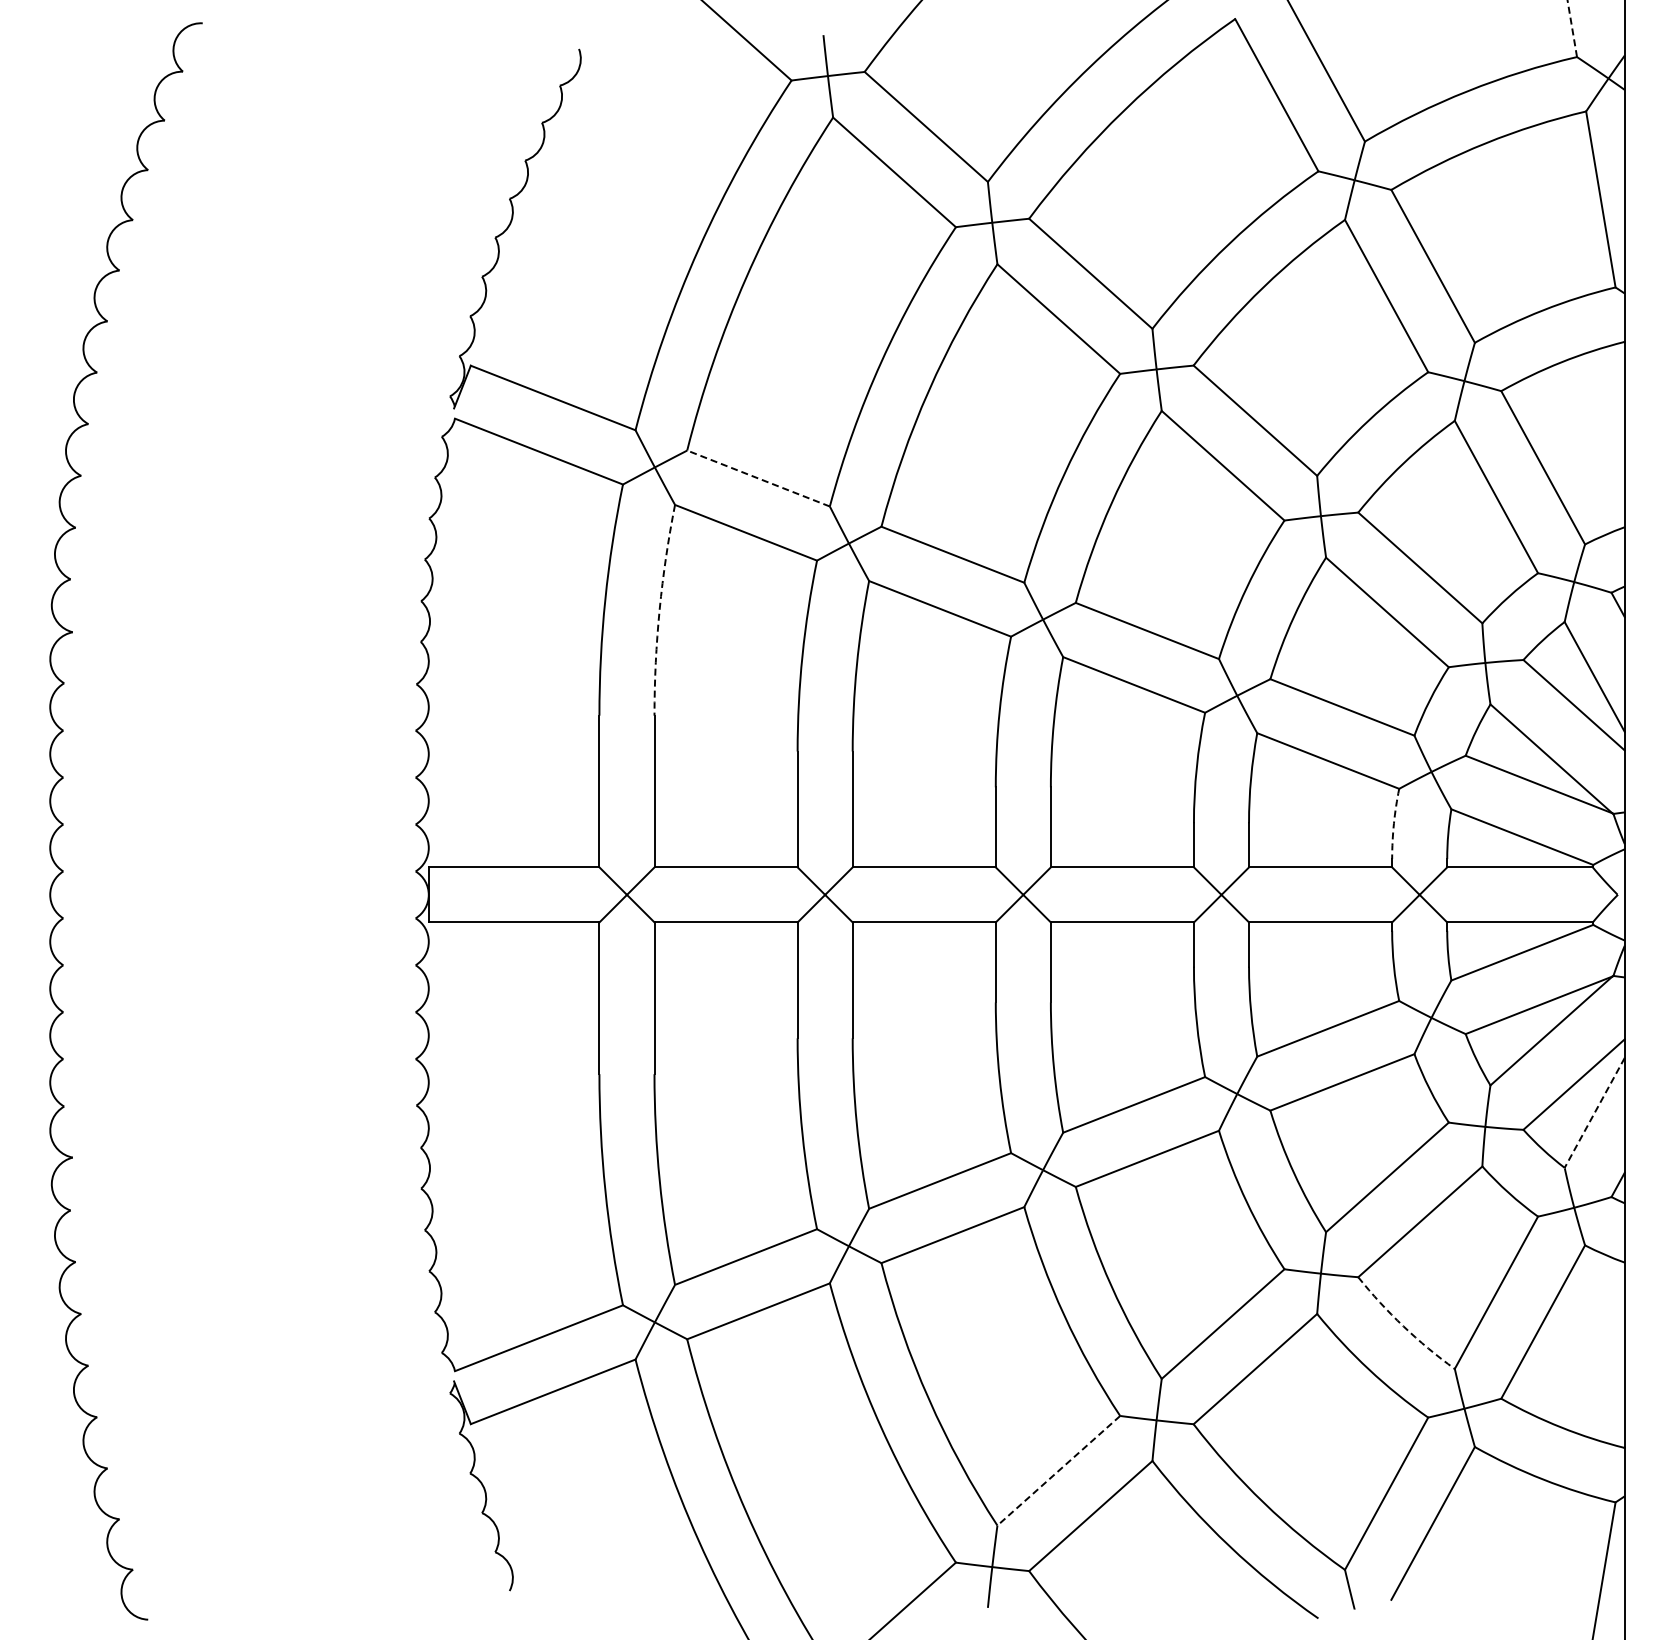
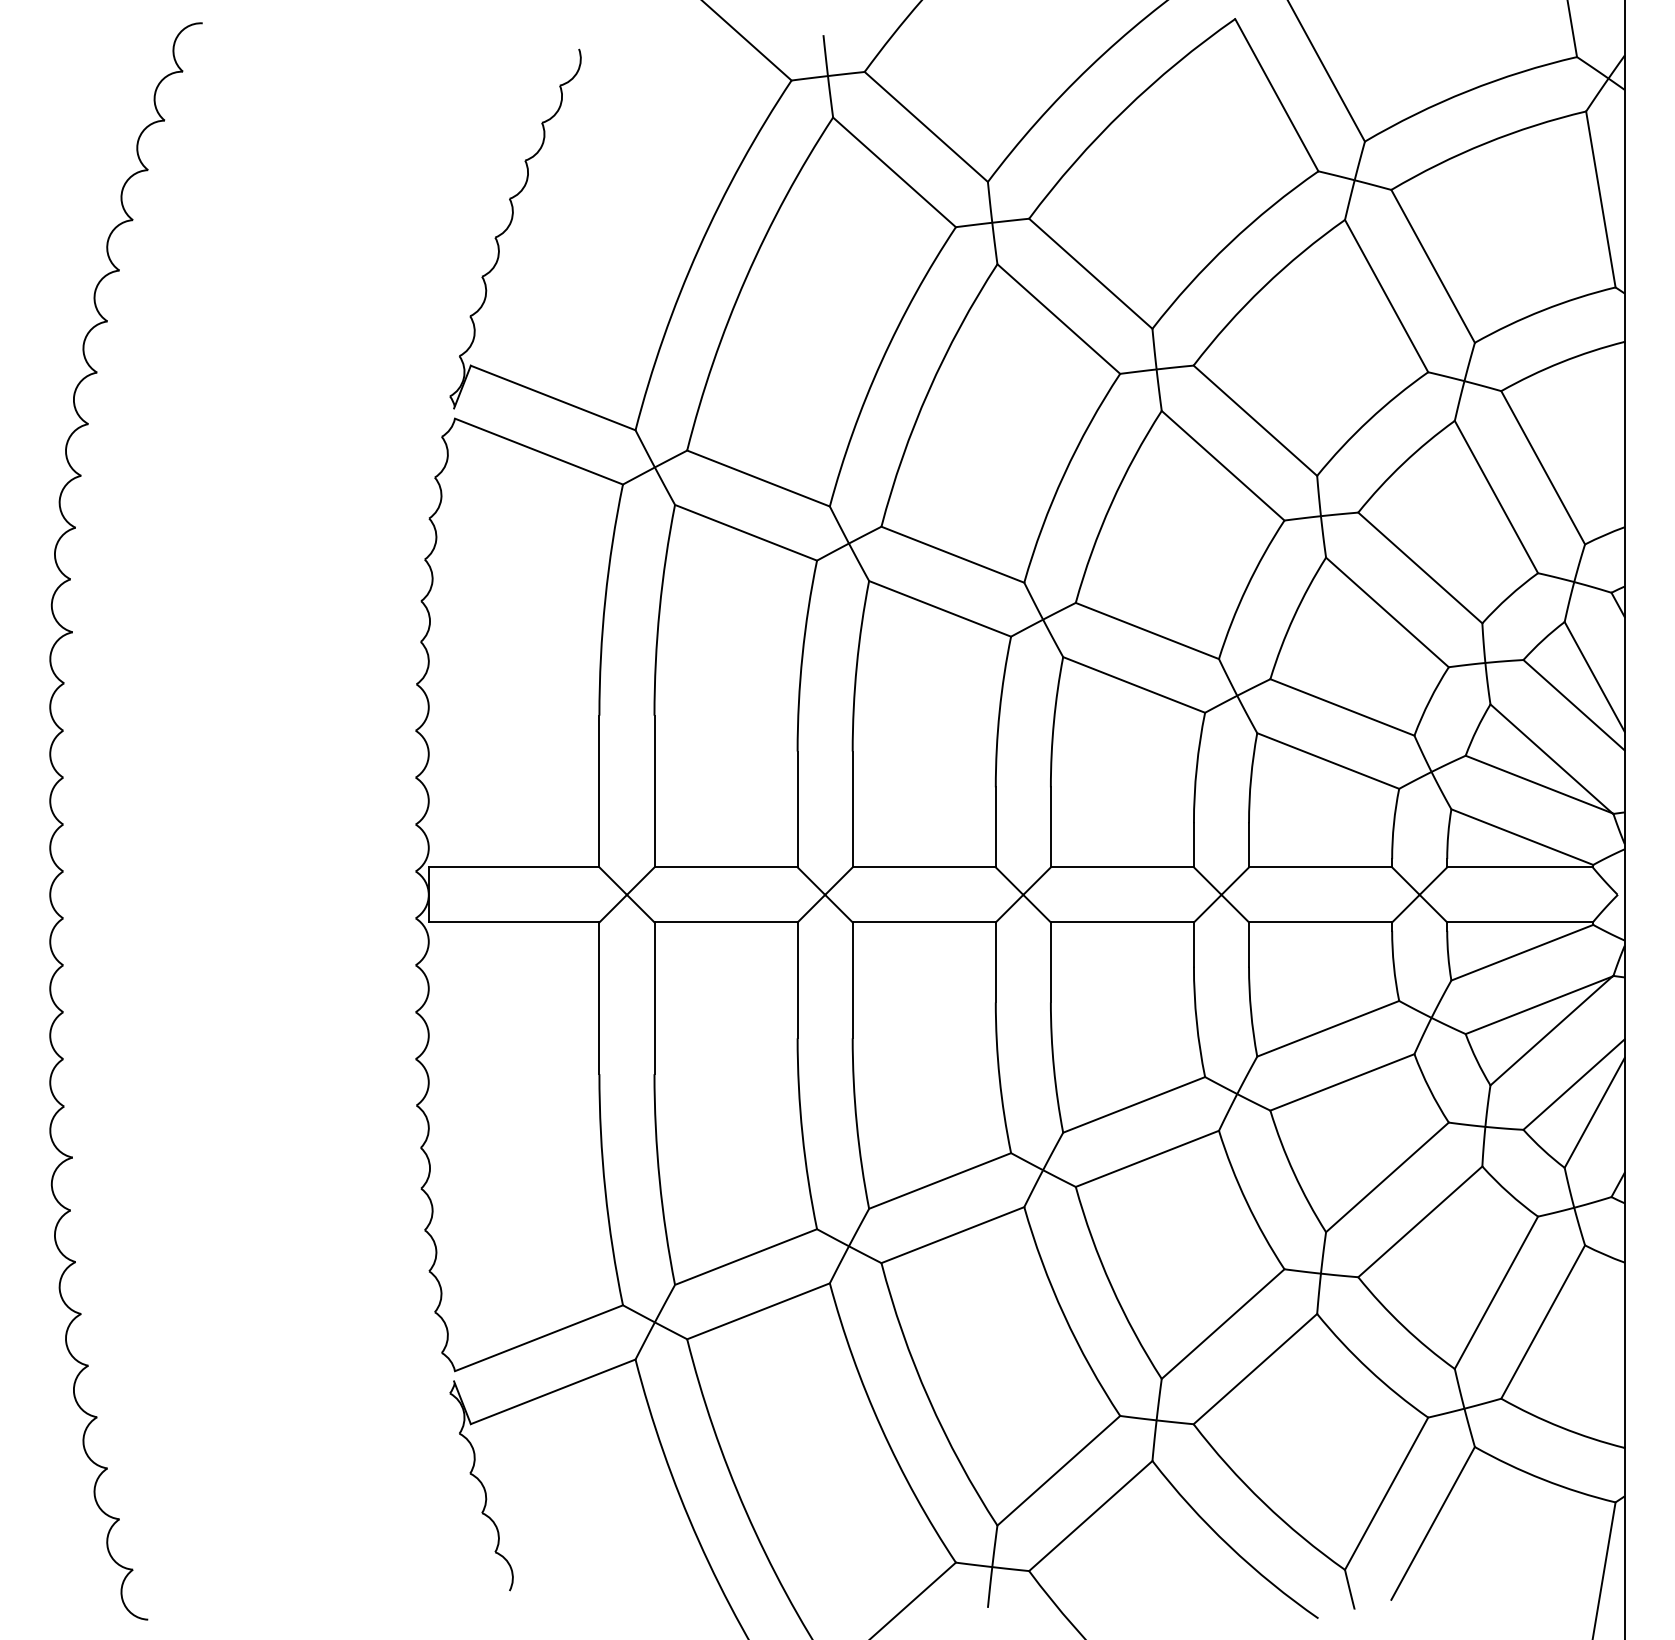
line: dashed -> solid (1572, 28)
line: dashed -> solid (758, 478)
arc: dashed -> solid (659, 609)
arc: dashed -> solid (1393, 823)
line: dashed -> solid (1594, 1112)
arc: dashed -> solid (1403, 1326)
line: dashed -> solid (1058, 1471)
